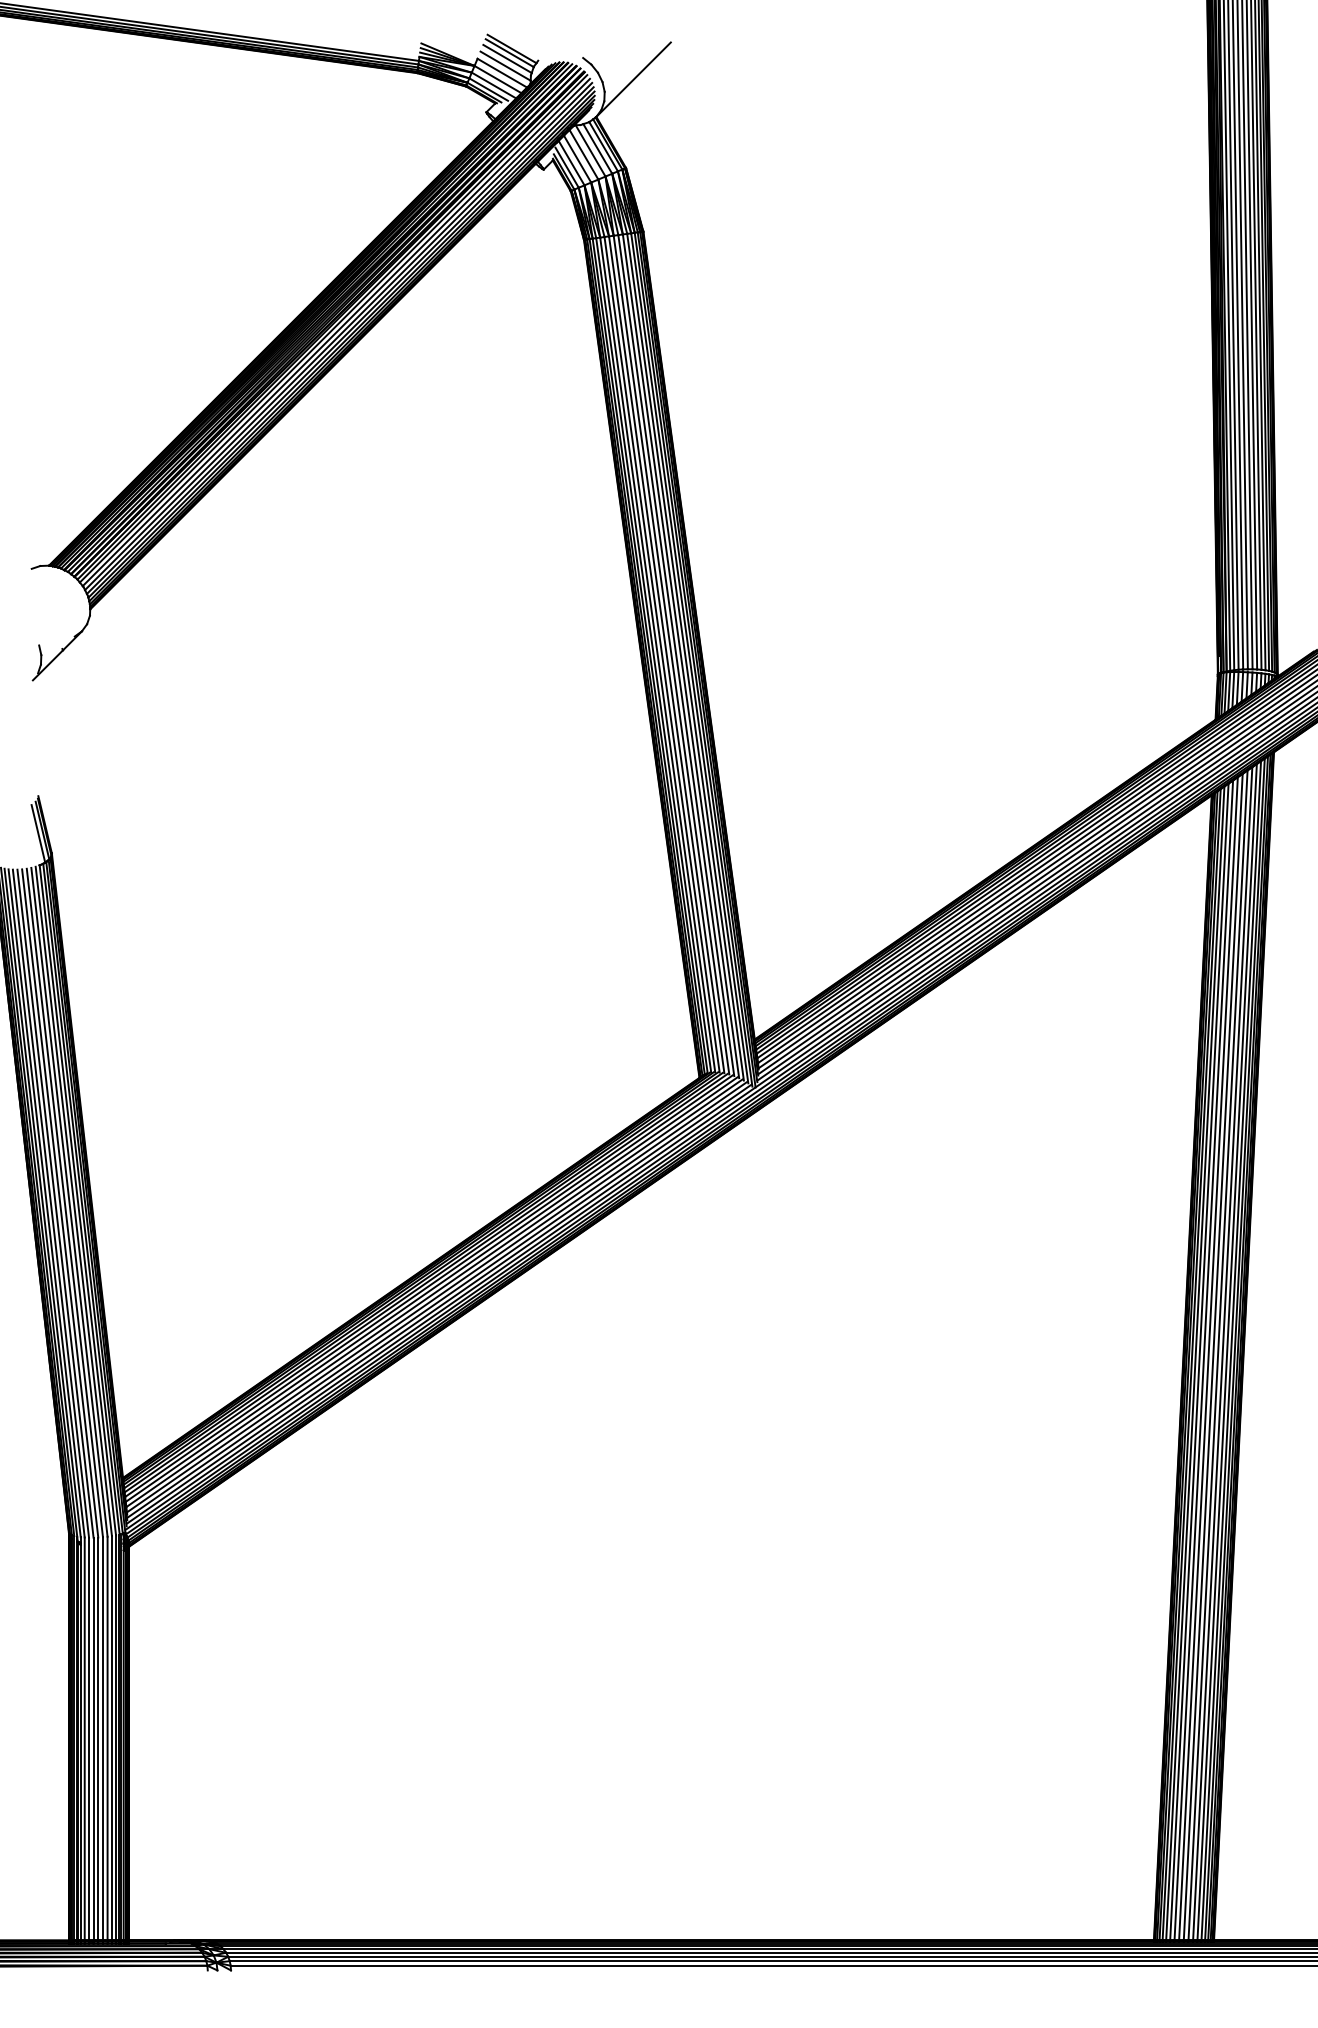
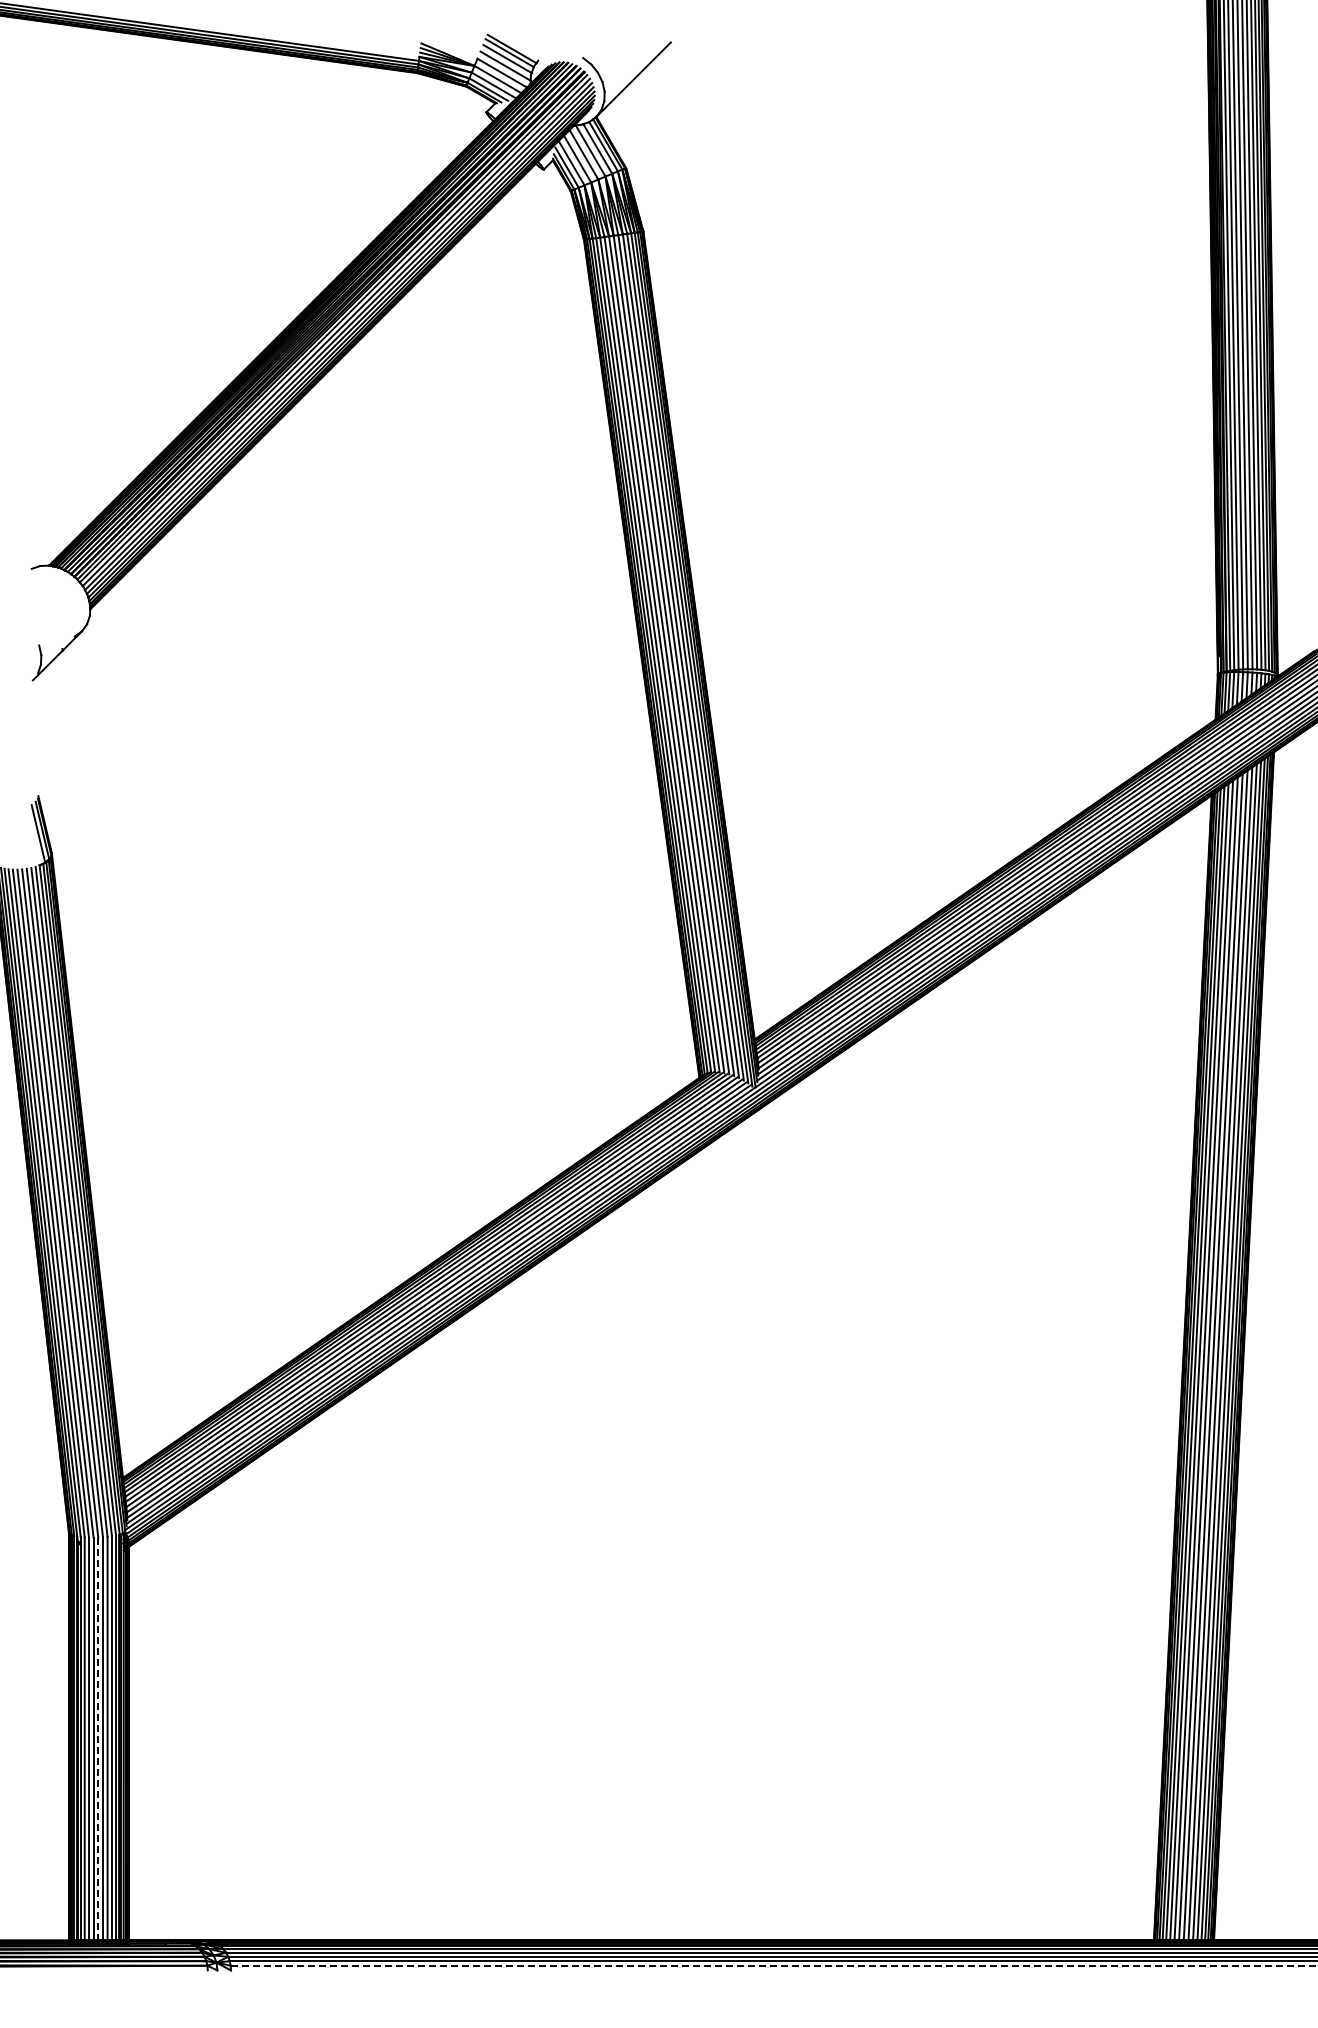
line: solid -> dashed (98, 1739)
line: solid -> dashed (774, 1965)
